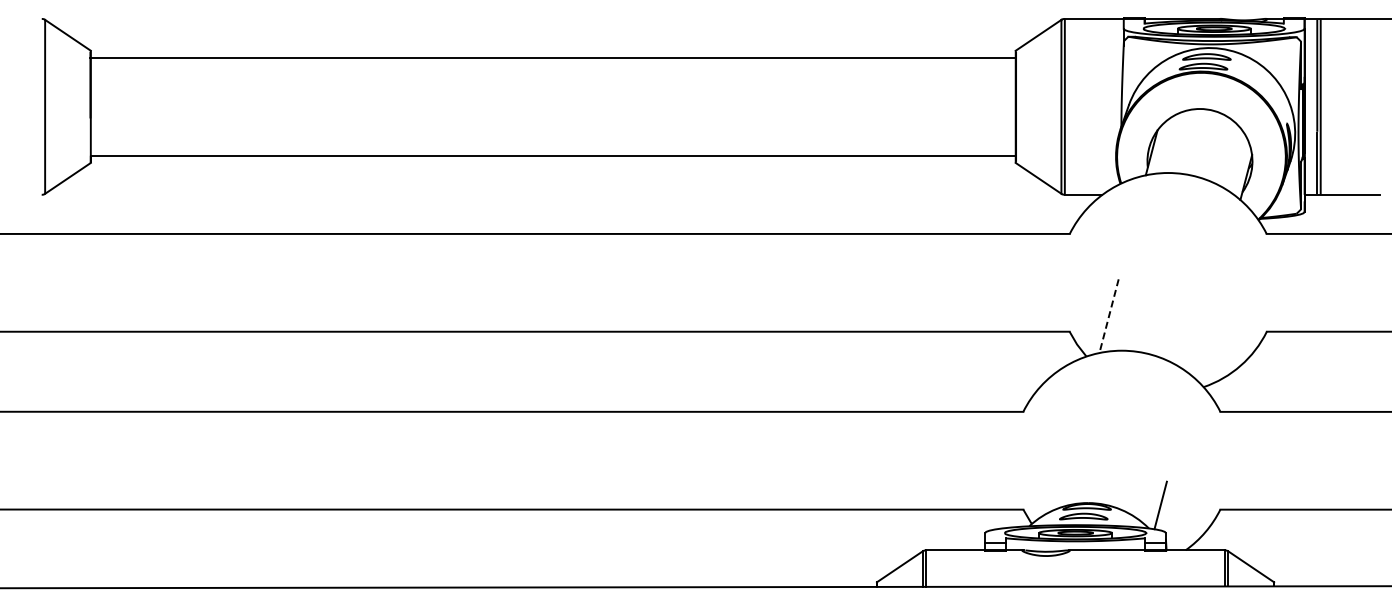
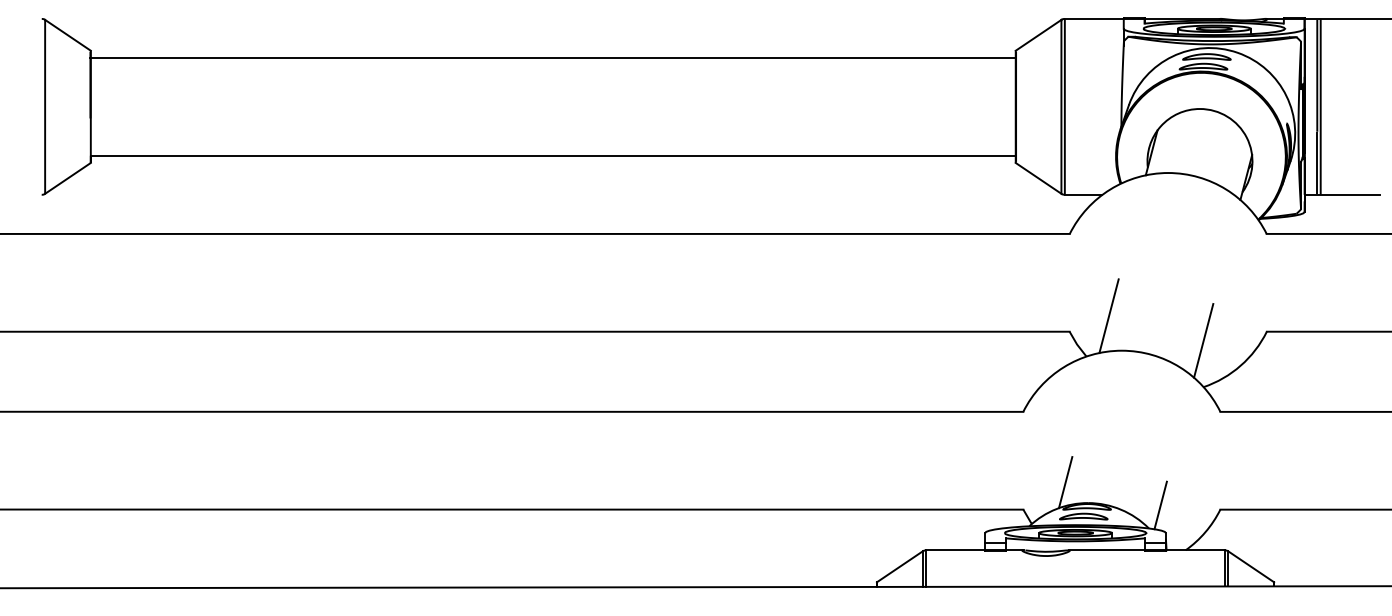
line: dashed -> solid (1108, 316)
line: none -> present (1203, 340)
line: none -> present (1065, 482)
